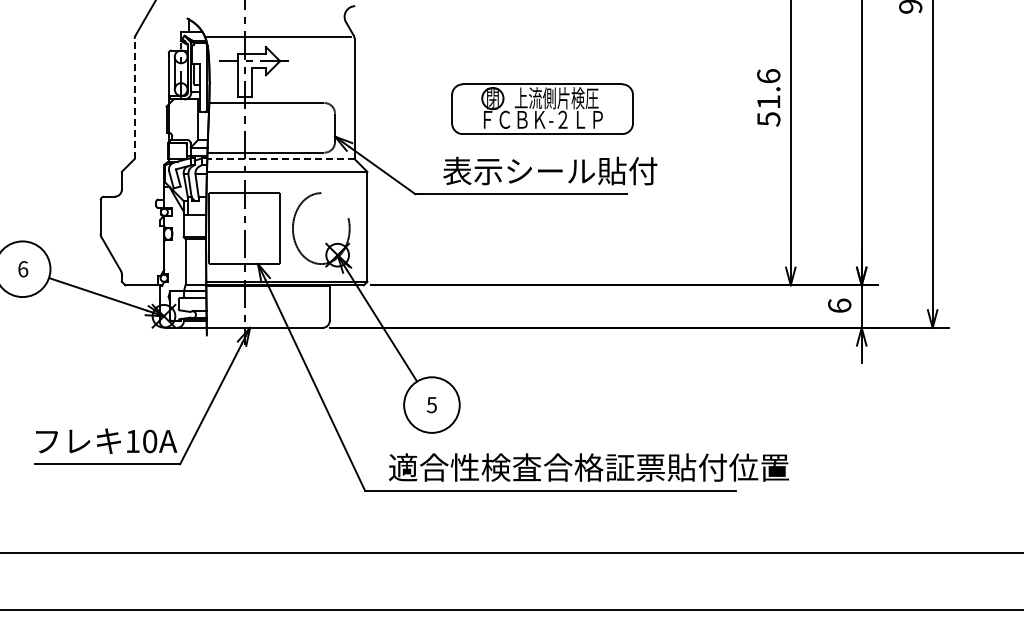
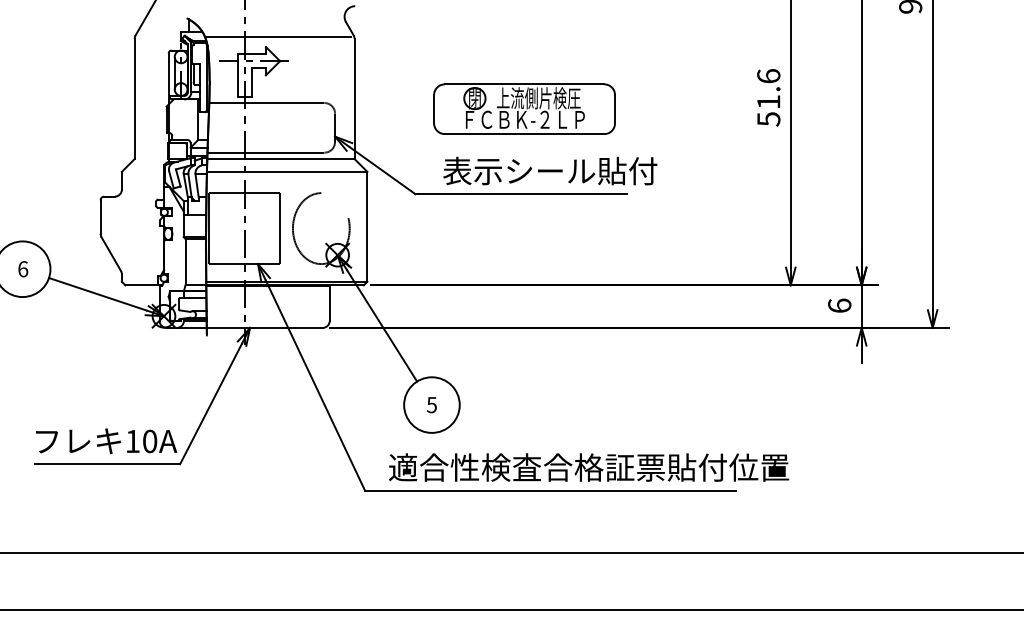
line: dashed -> solid (134, 98)
part position: (542, 108) -> (524, 108) (524, 108)
line: dashed -> solid (280, 159)
